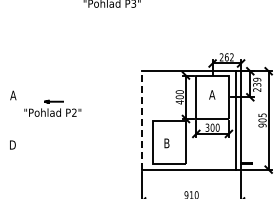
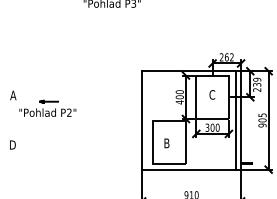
text: A -> C (212, 94)
part position: (52, 107) -> (47, 107) (47, 107)
line: dashed -> solid (142, 119)
